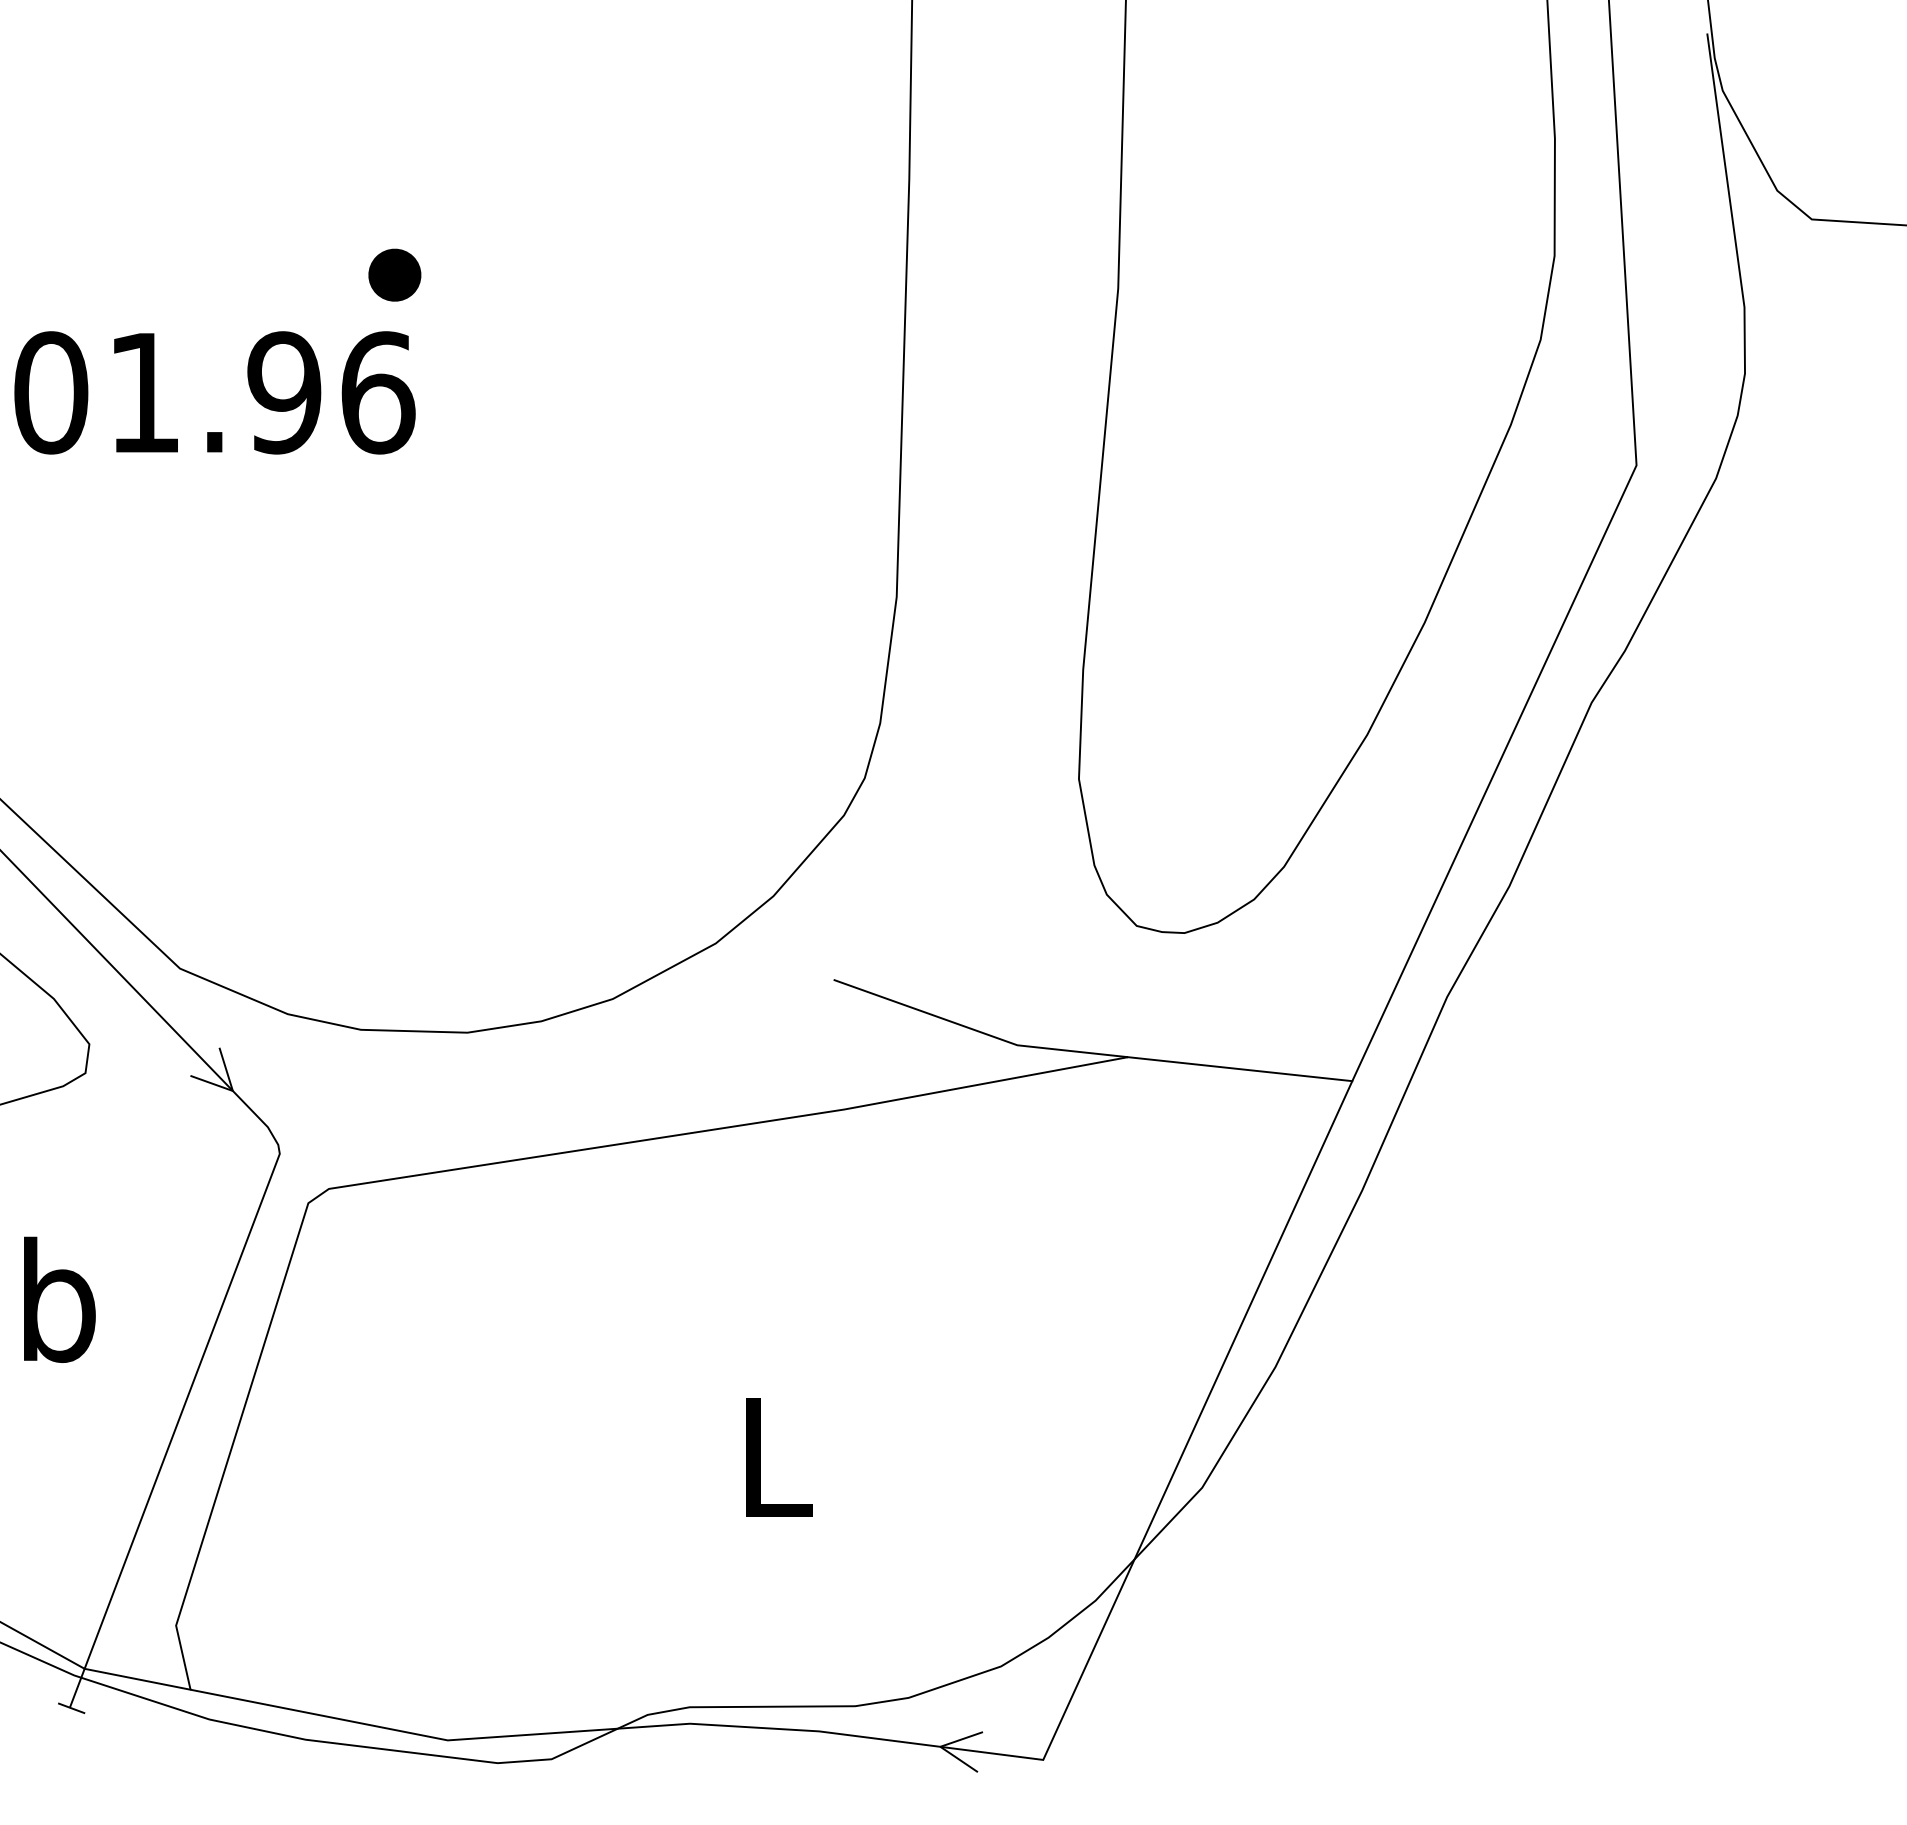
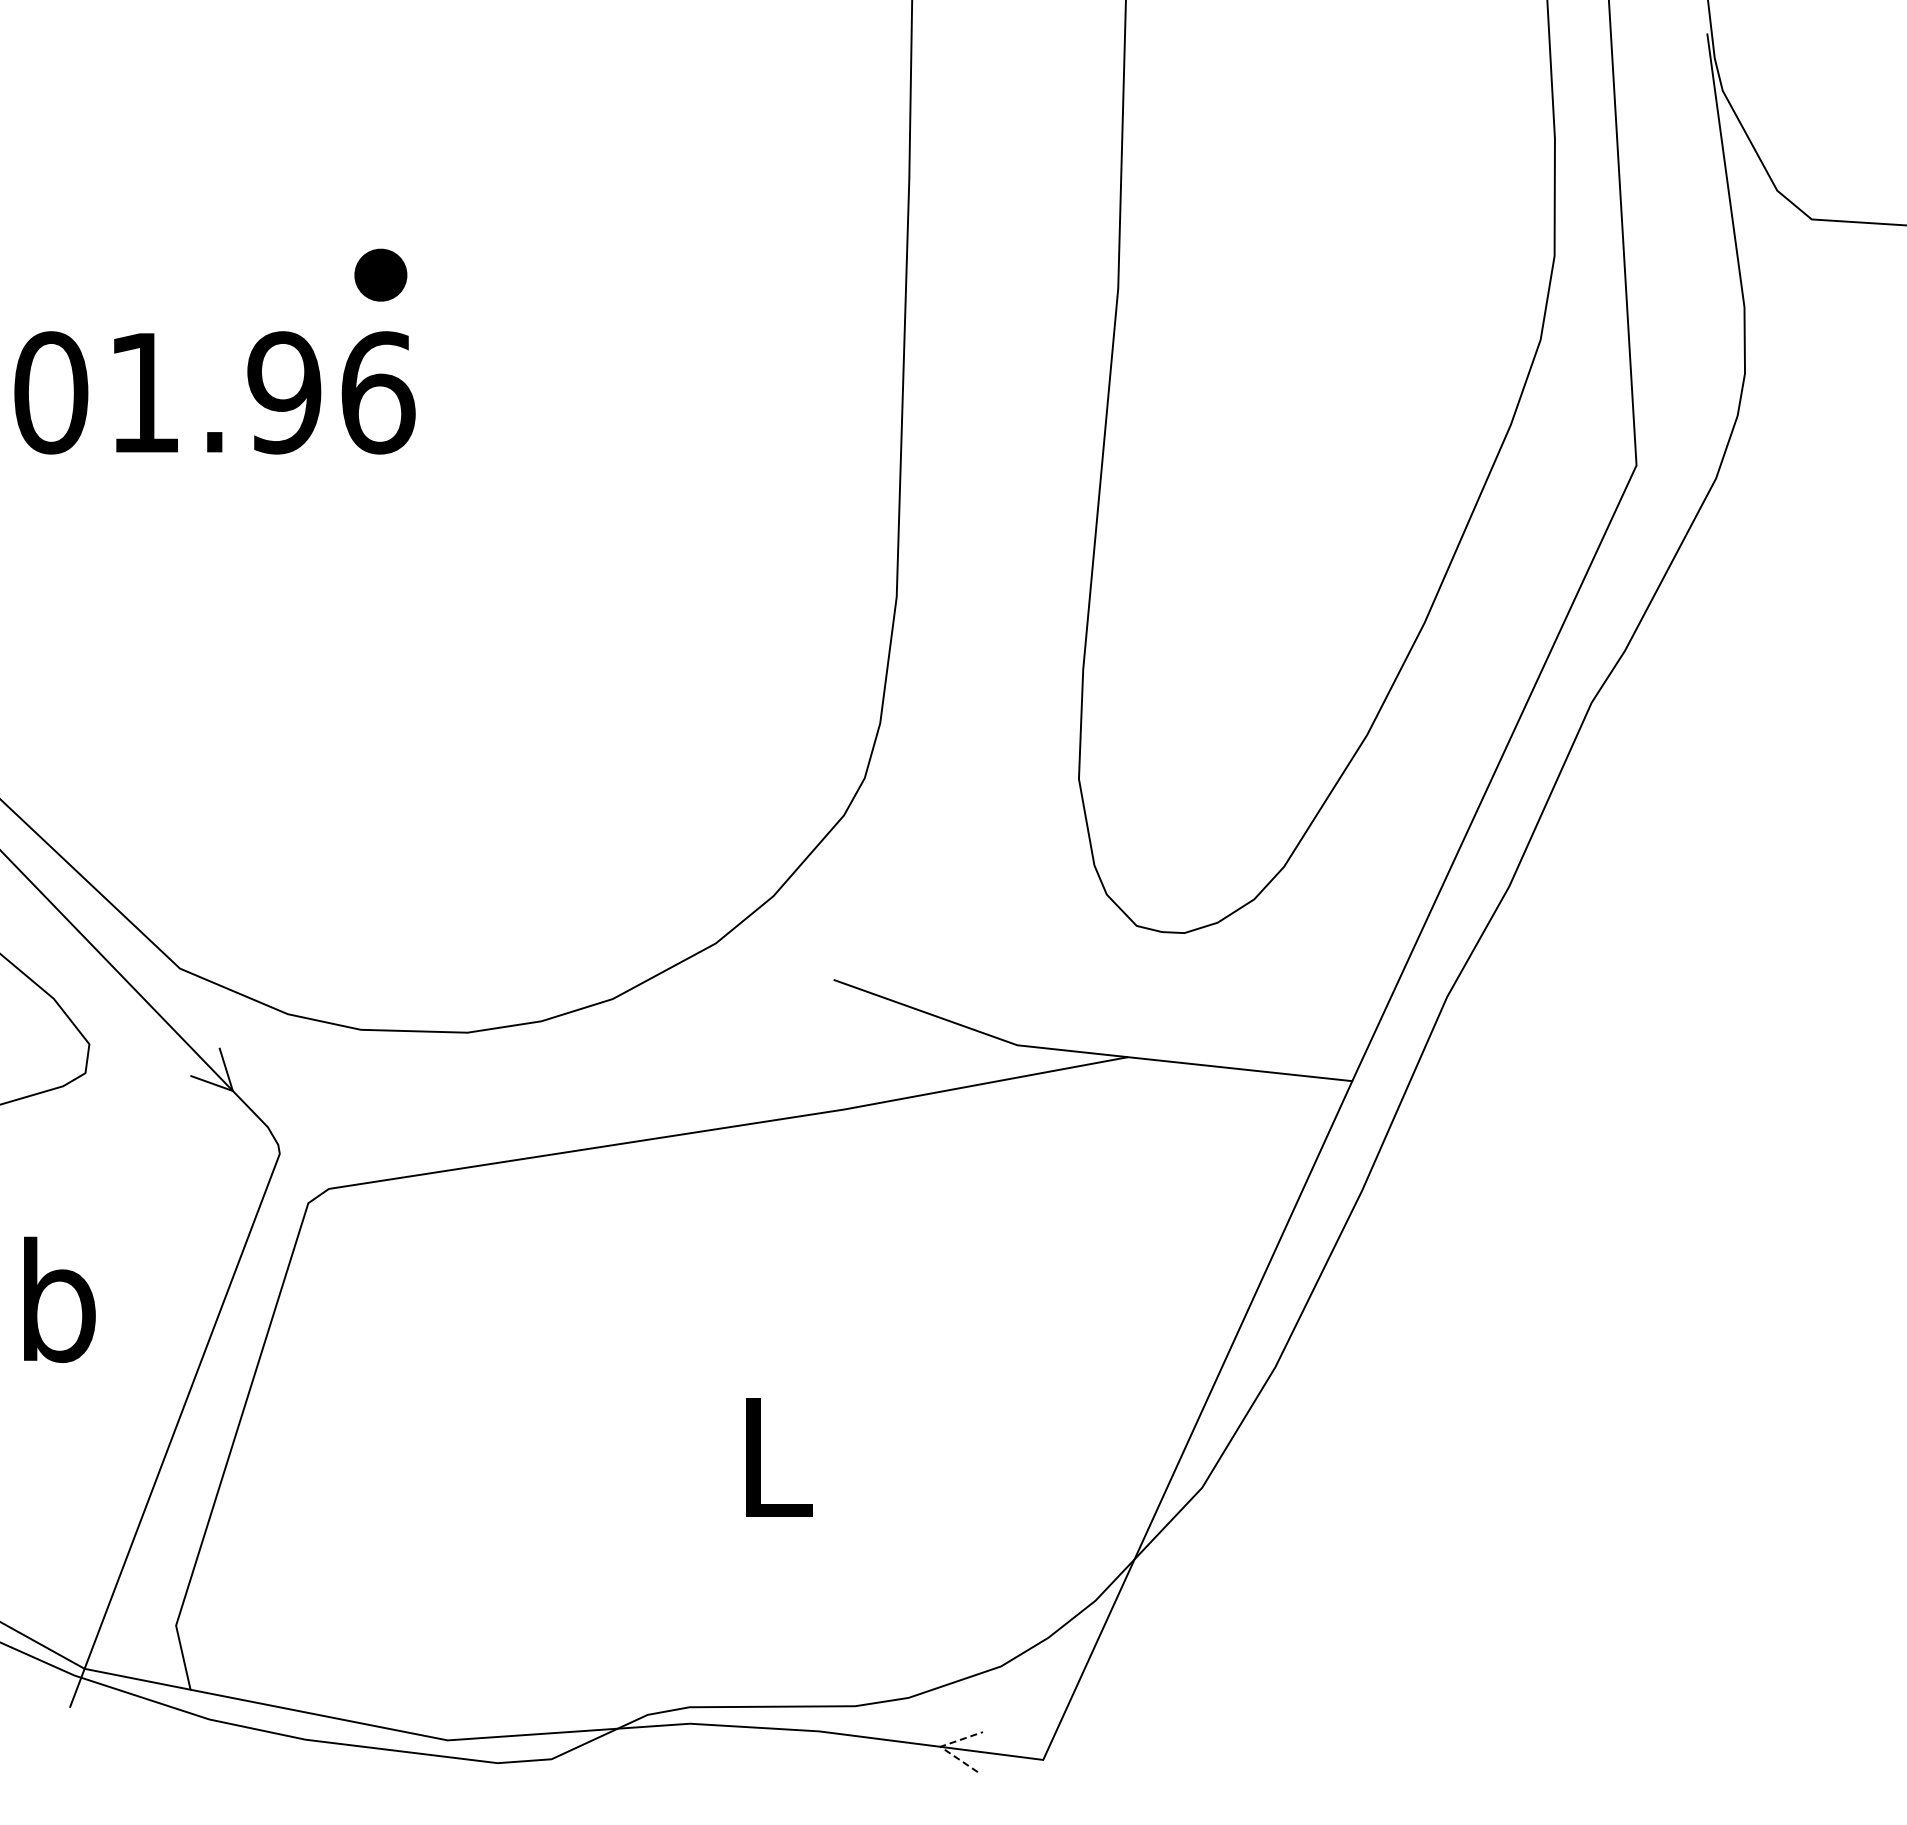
part position: (394, 274) -> (380, 274) (380, 274)
line: present -> none (71, 1708)
line: solid -> dashed (940, 1746)
